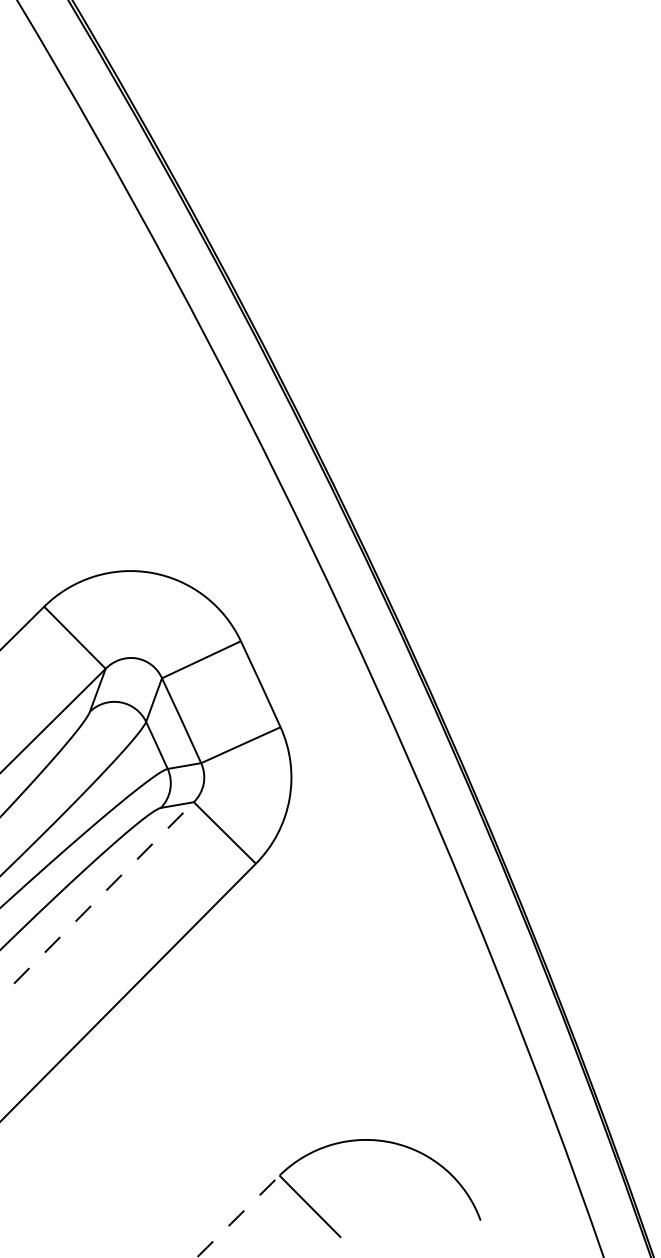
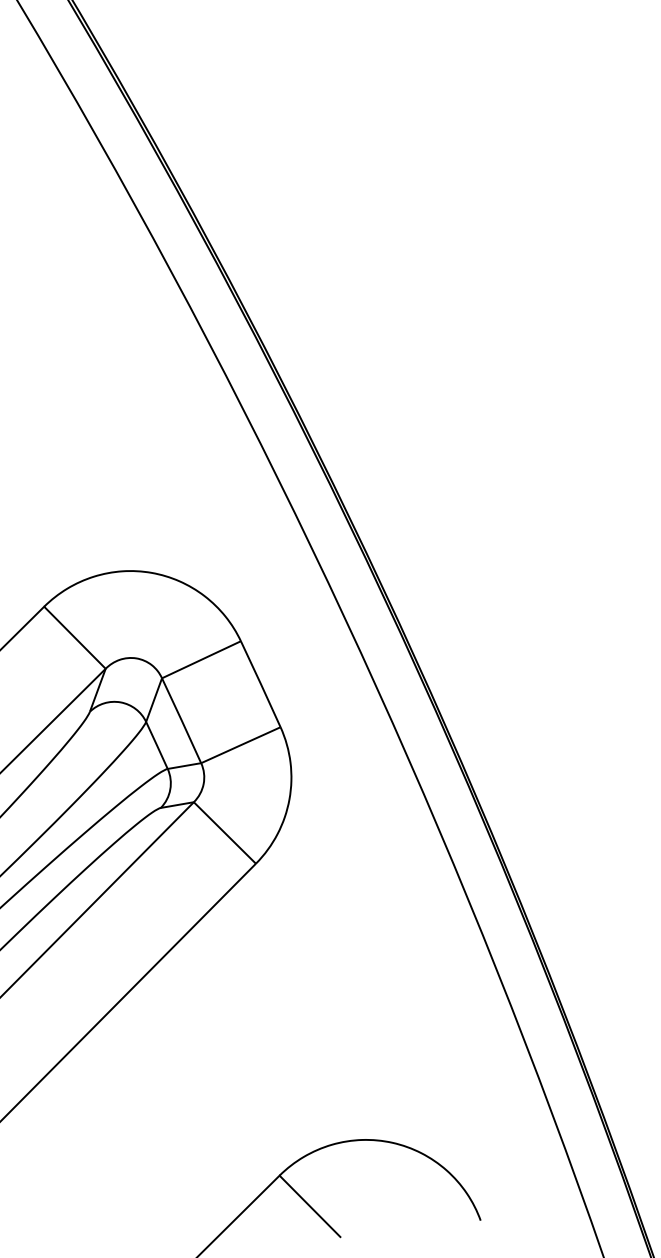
line: dashed -> solid (97, 899)
line: dashed -> solid (238, 1216)
